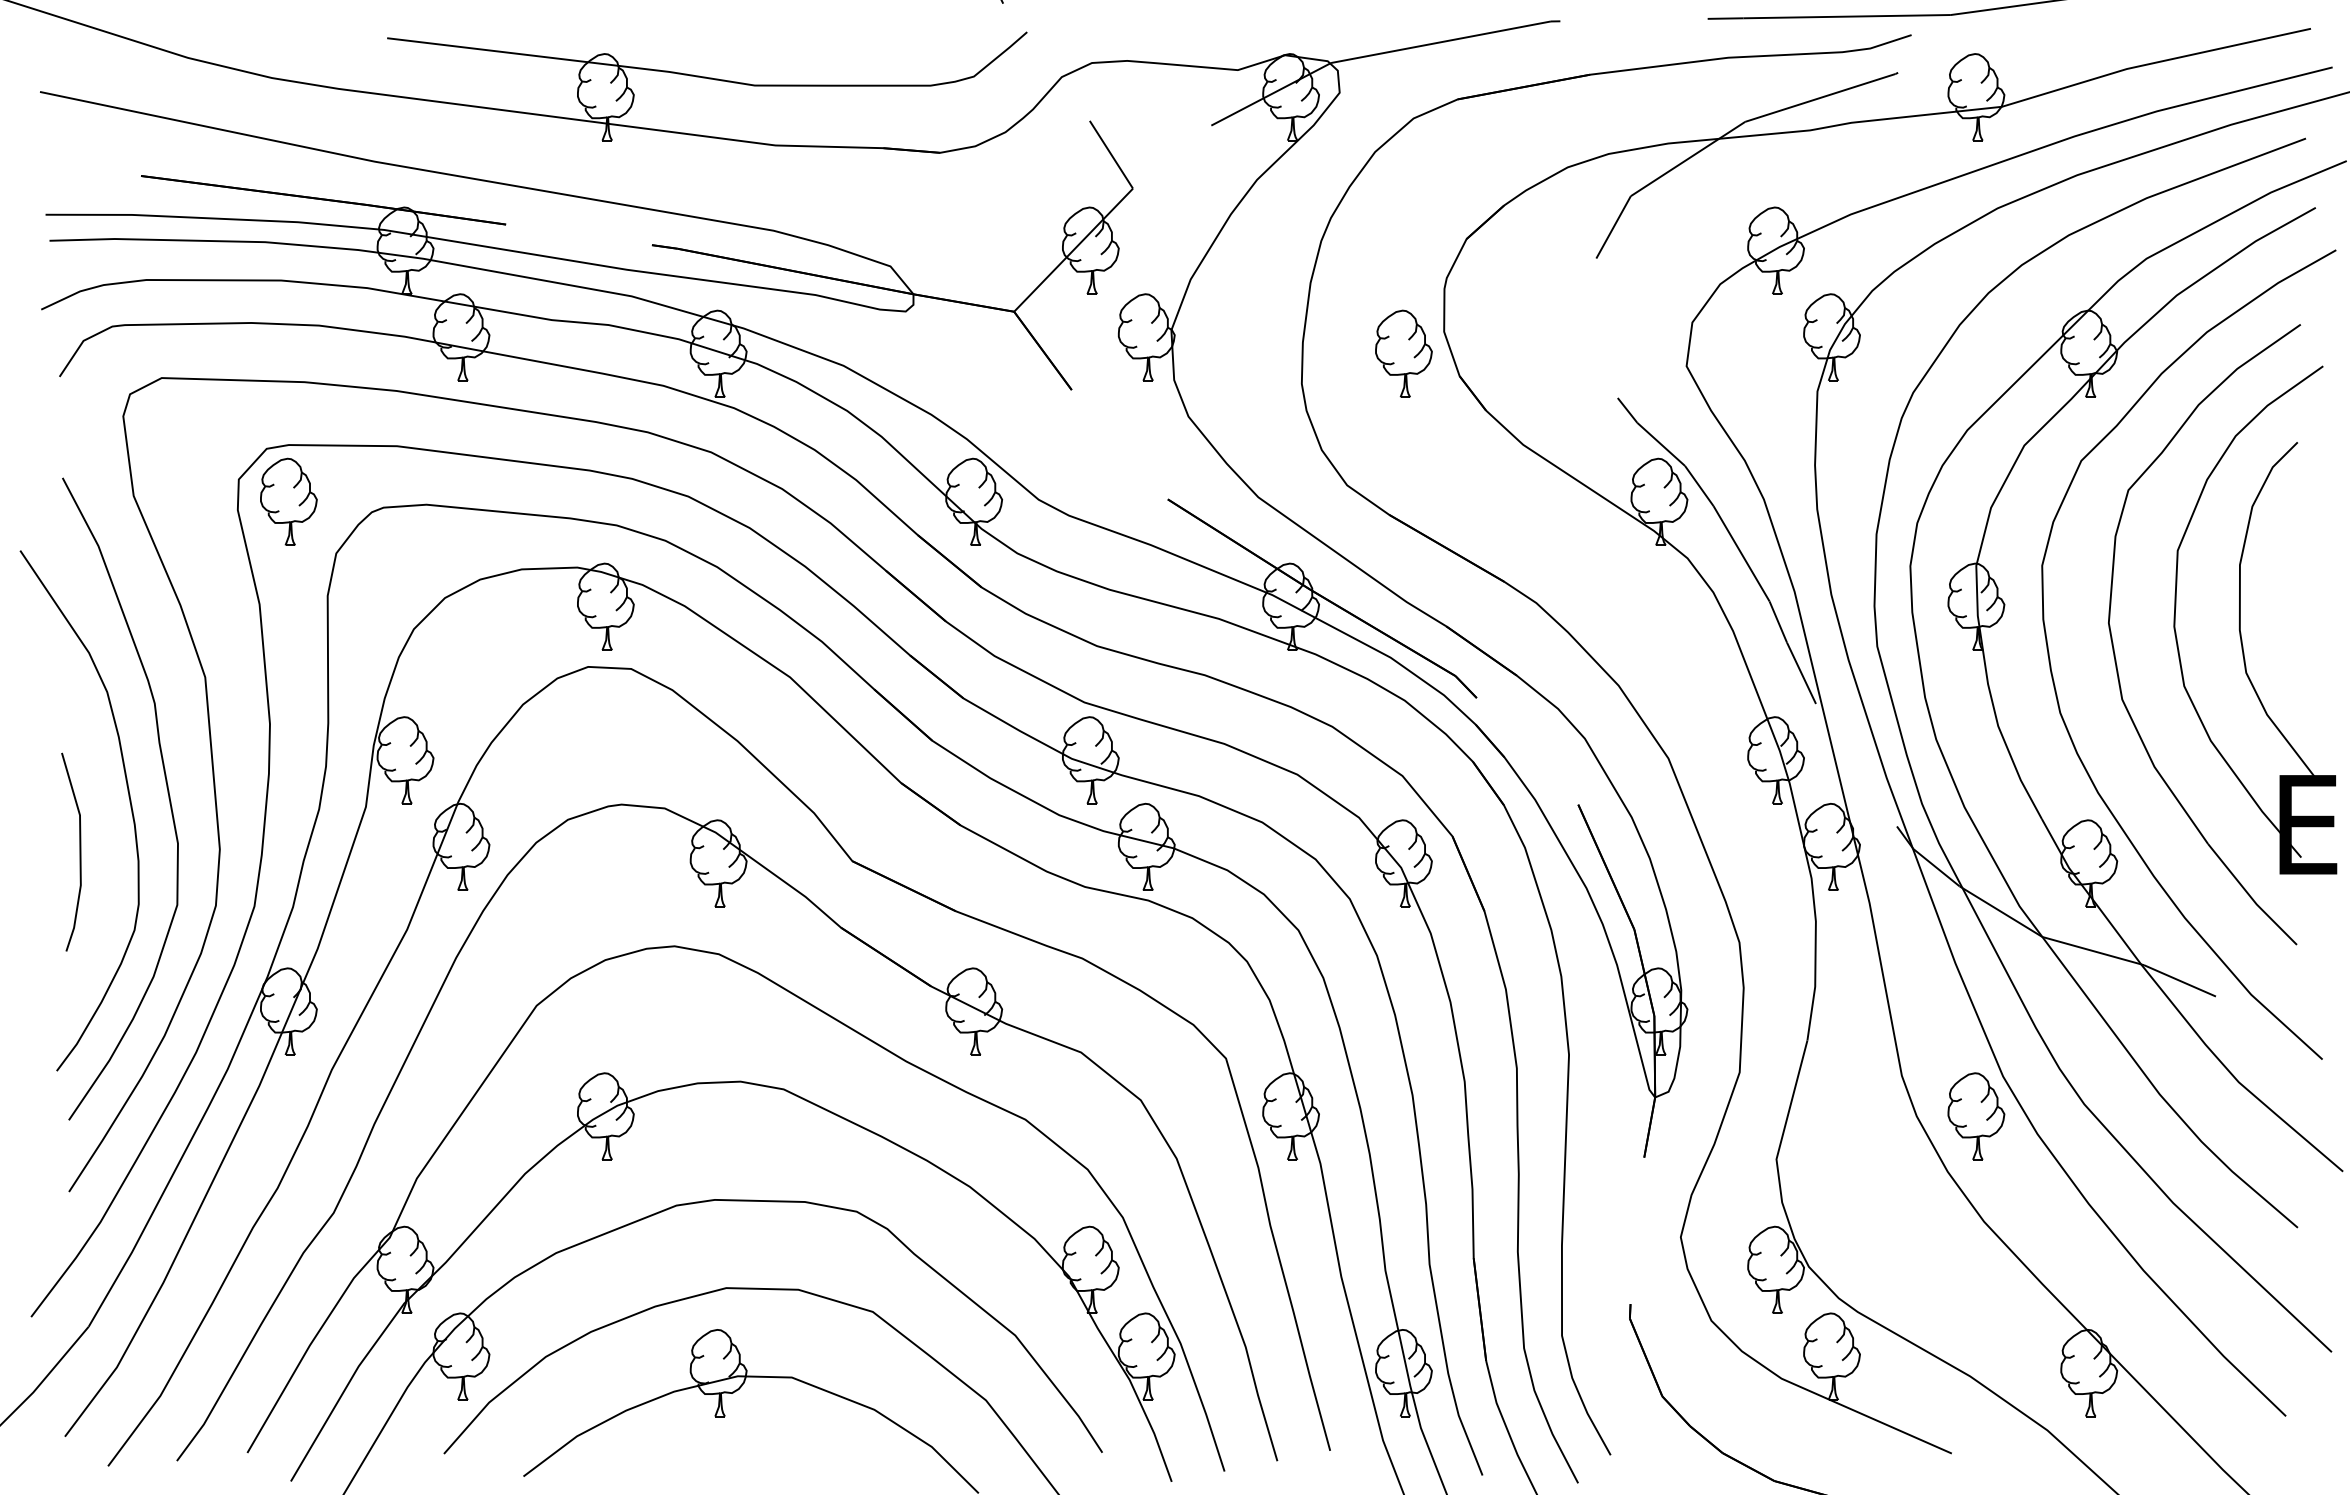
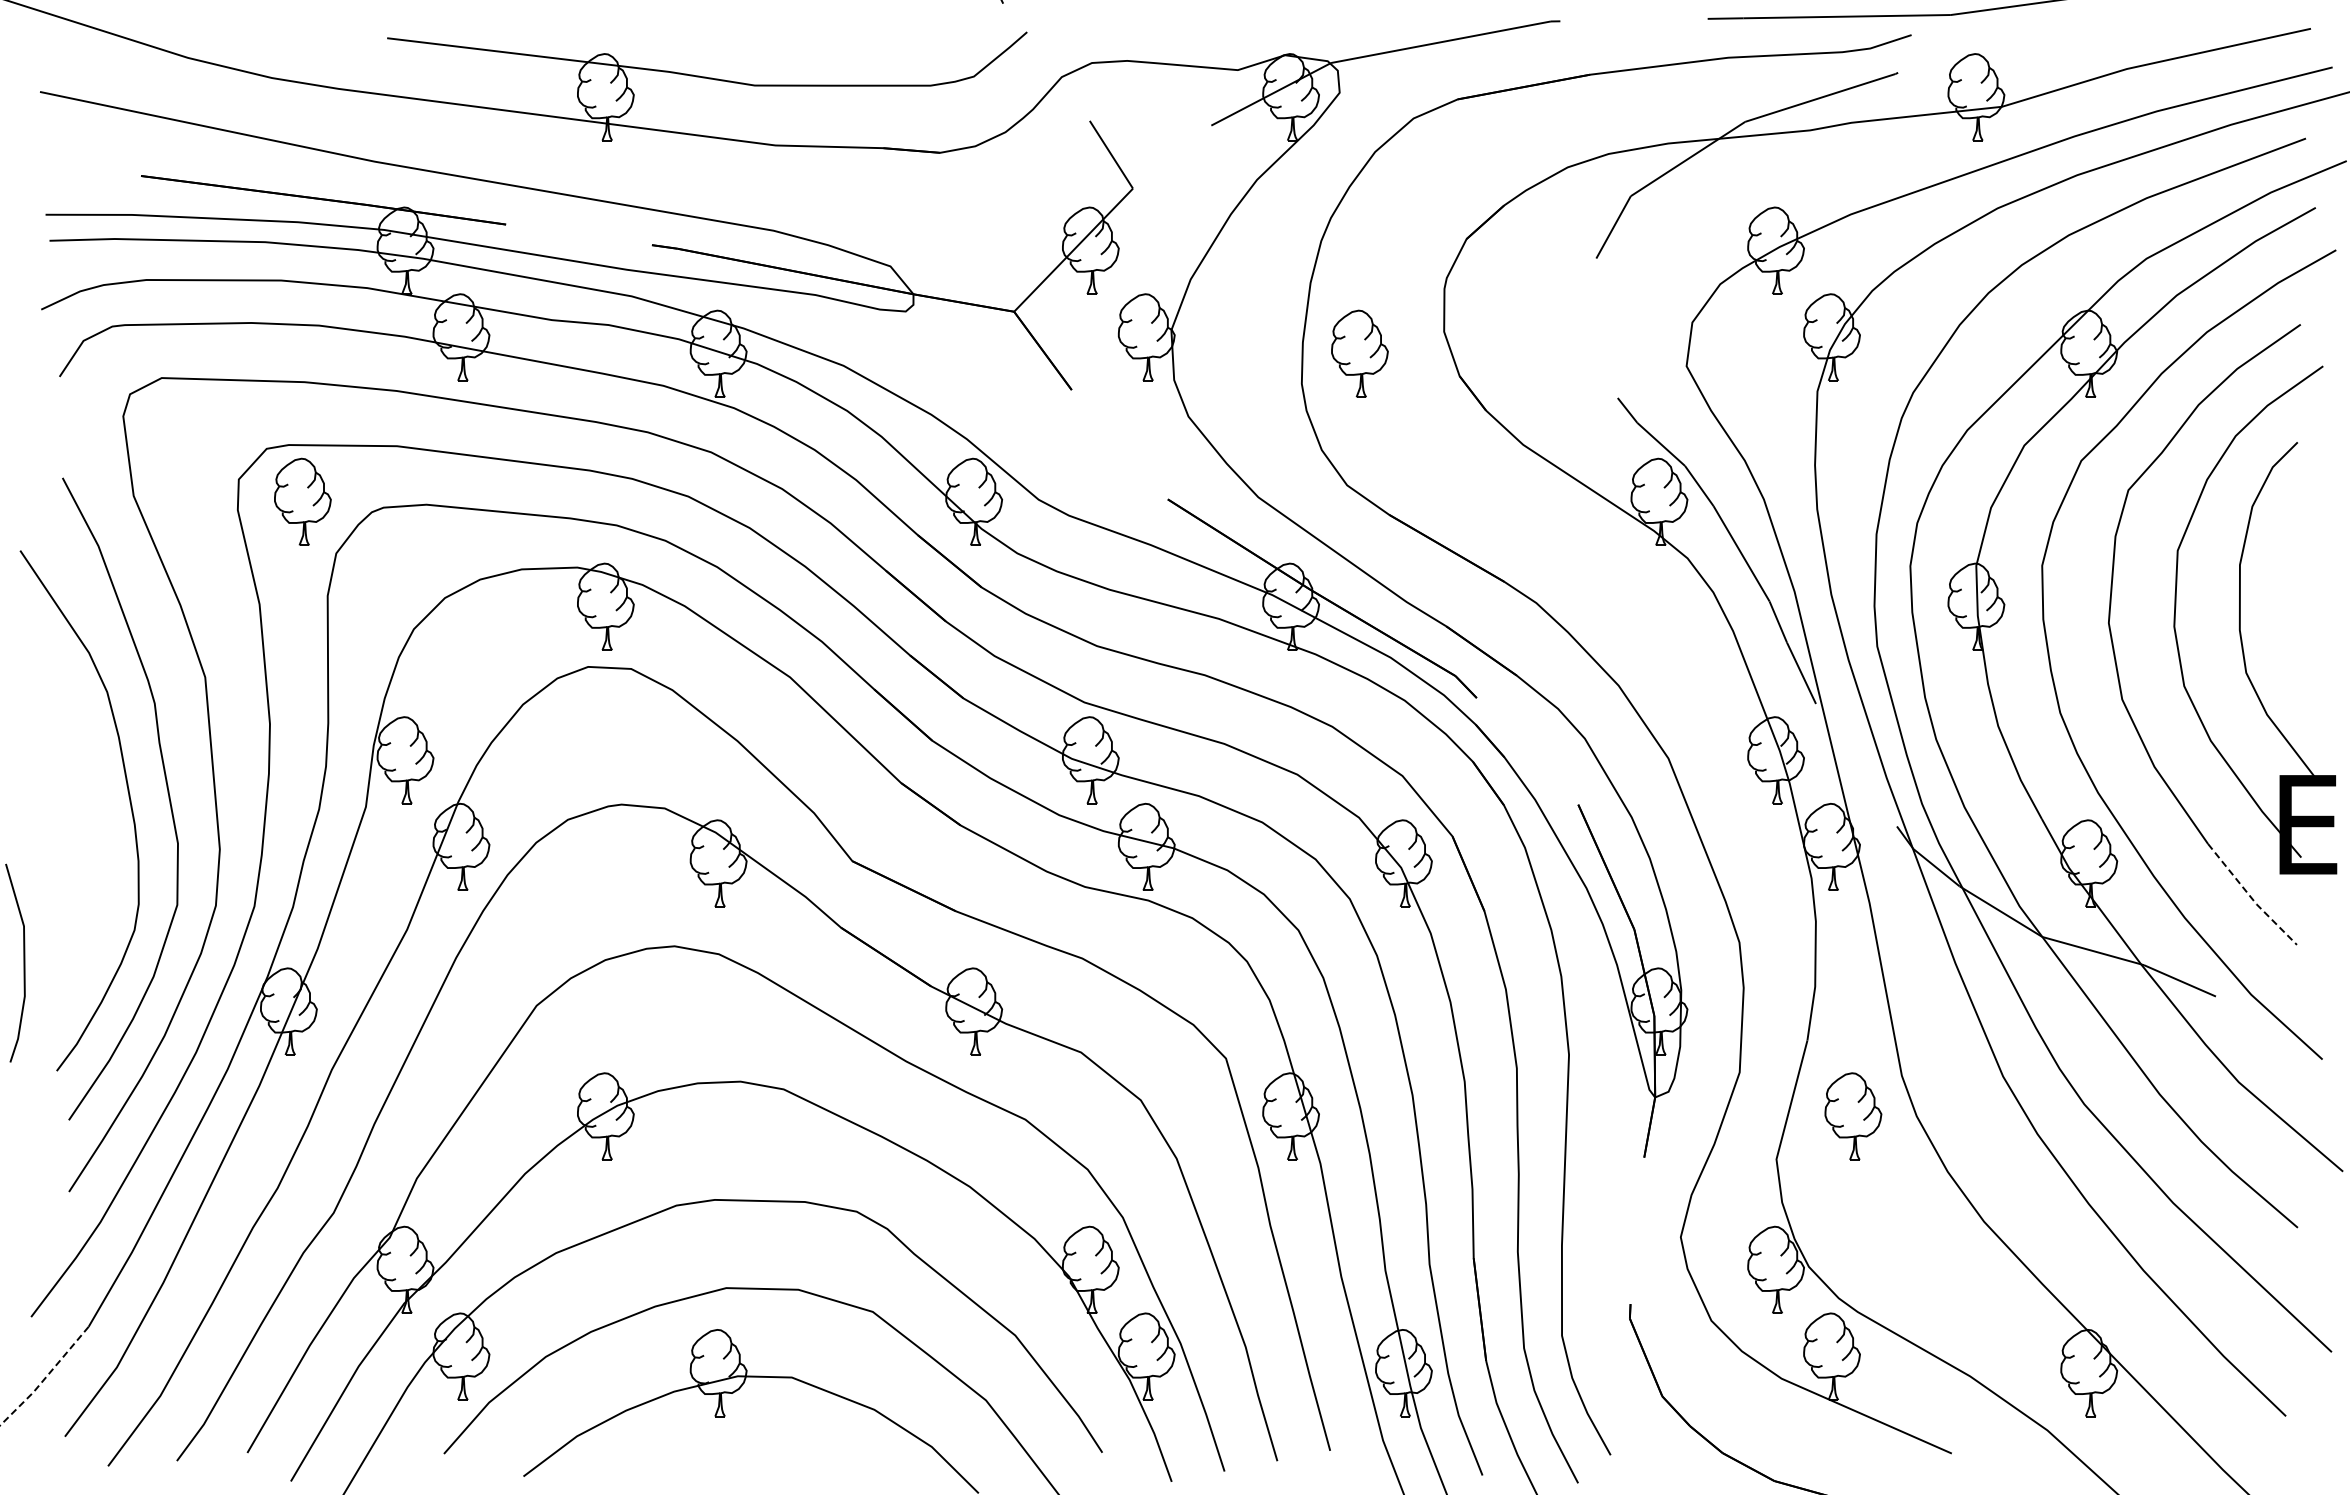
part position: (1403, 353) -> (1359, 353) (1359, 353)
part position: (288, 501) -> (302, 501) (302, 501)
line position: (79, 851) -> (23, 962) (23, 962)
line: solid -> dashed (2251, 897)
part position: (1976, 1116) -> (1853, 1116) (1853, 1116)
line: solid -> dashed (45, 1377)
